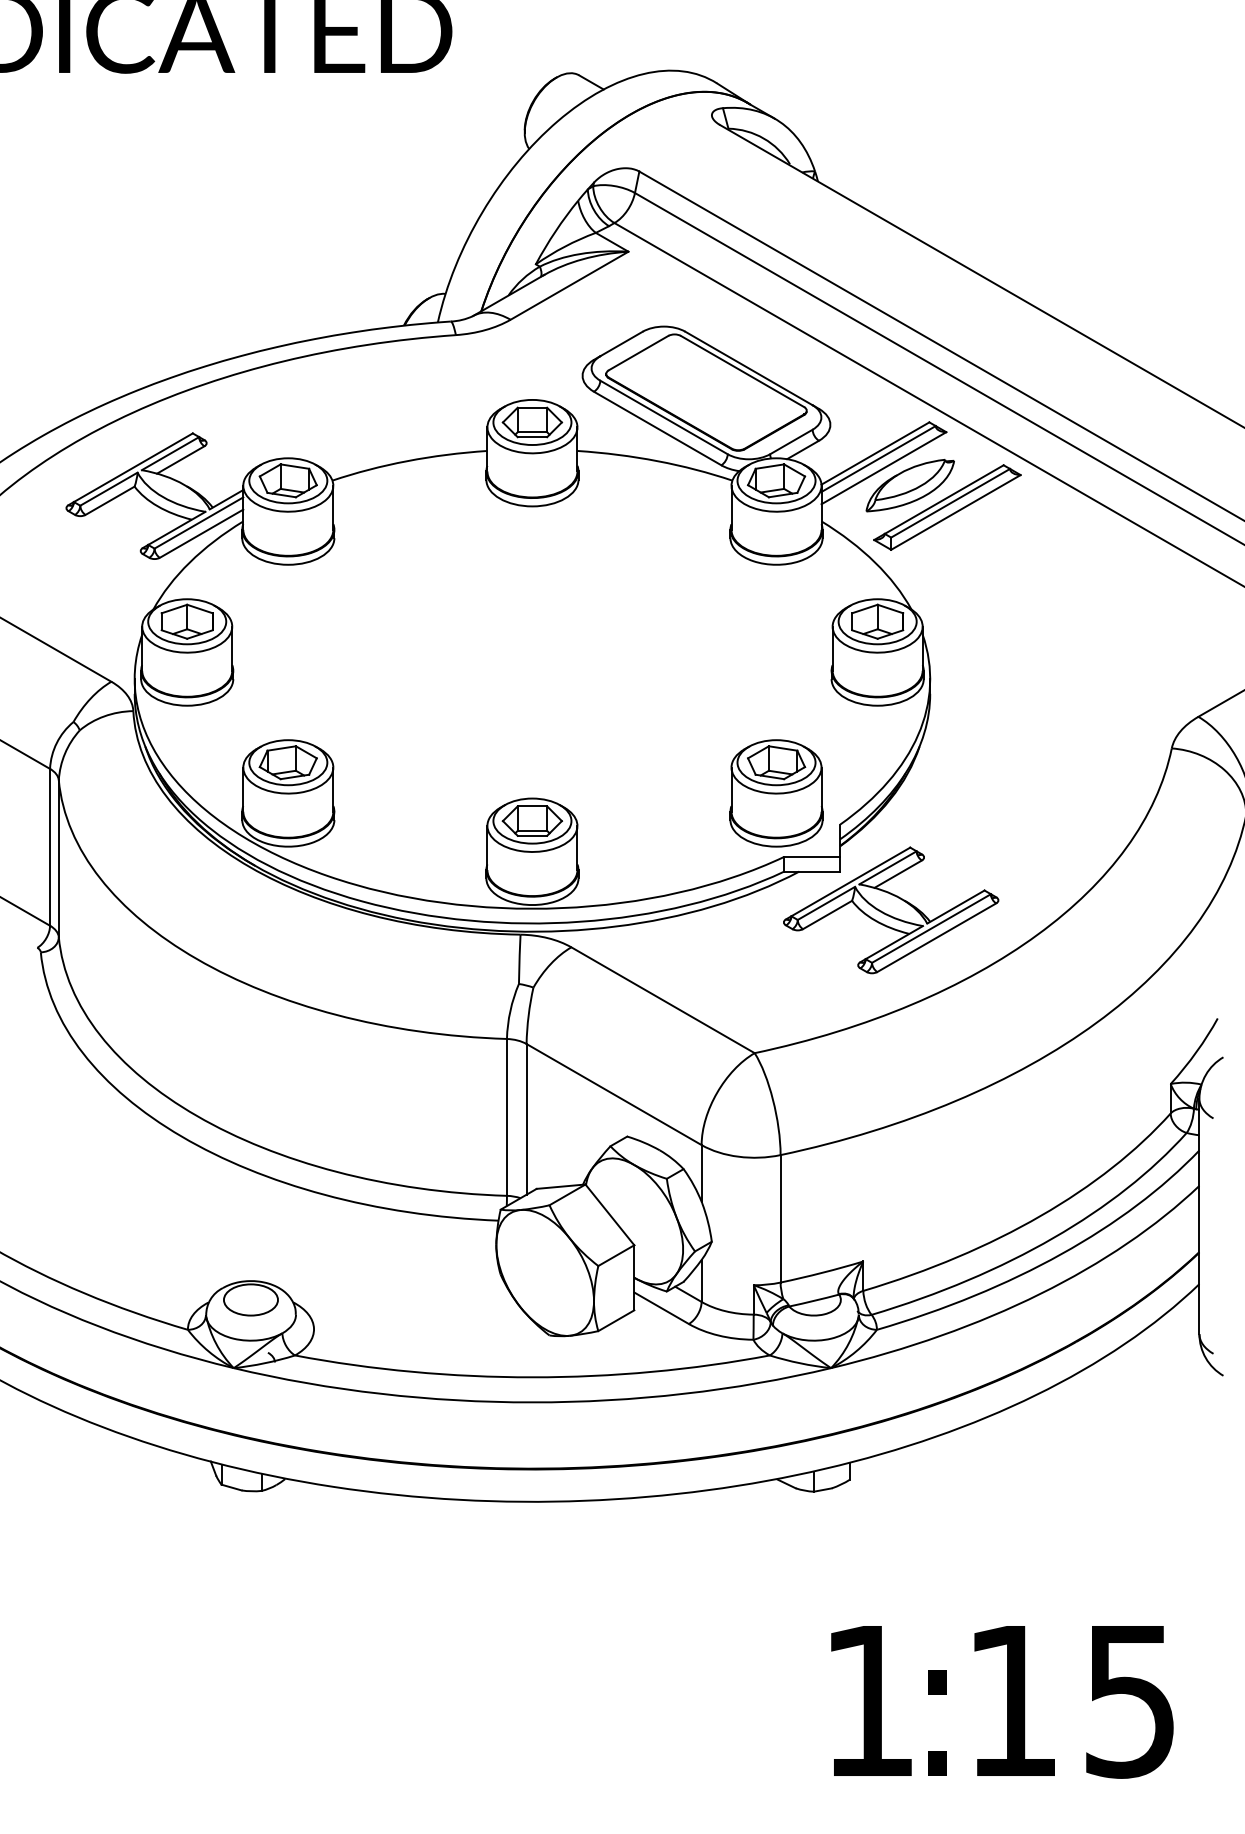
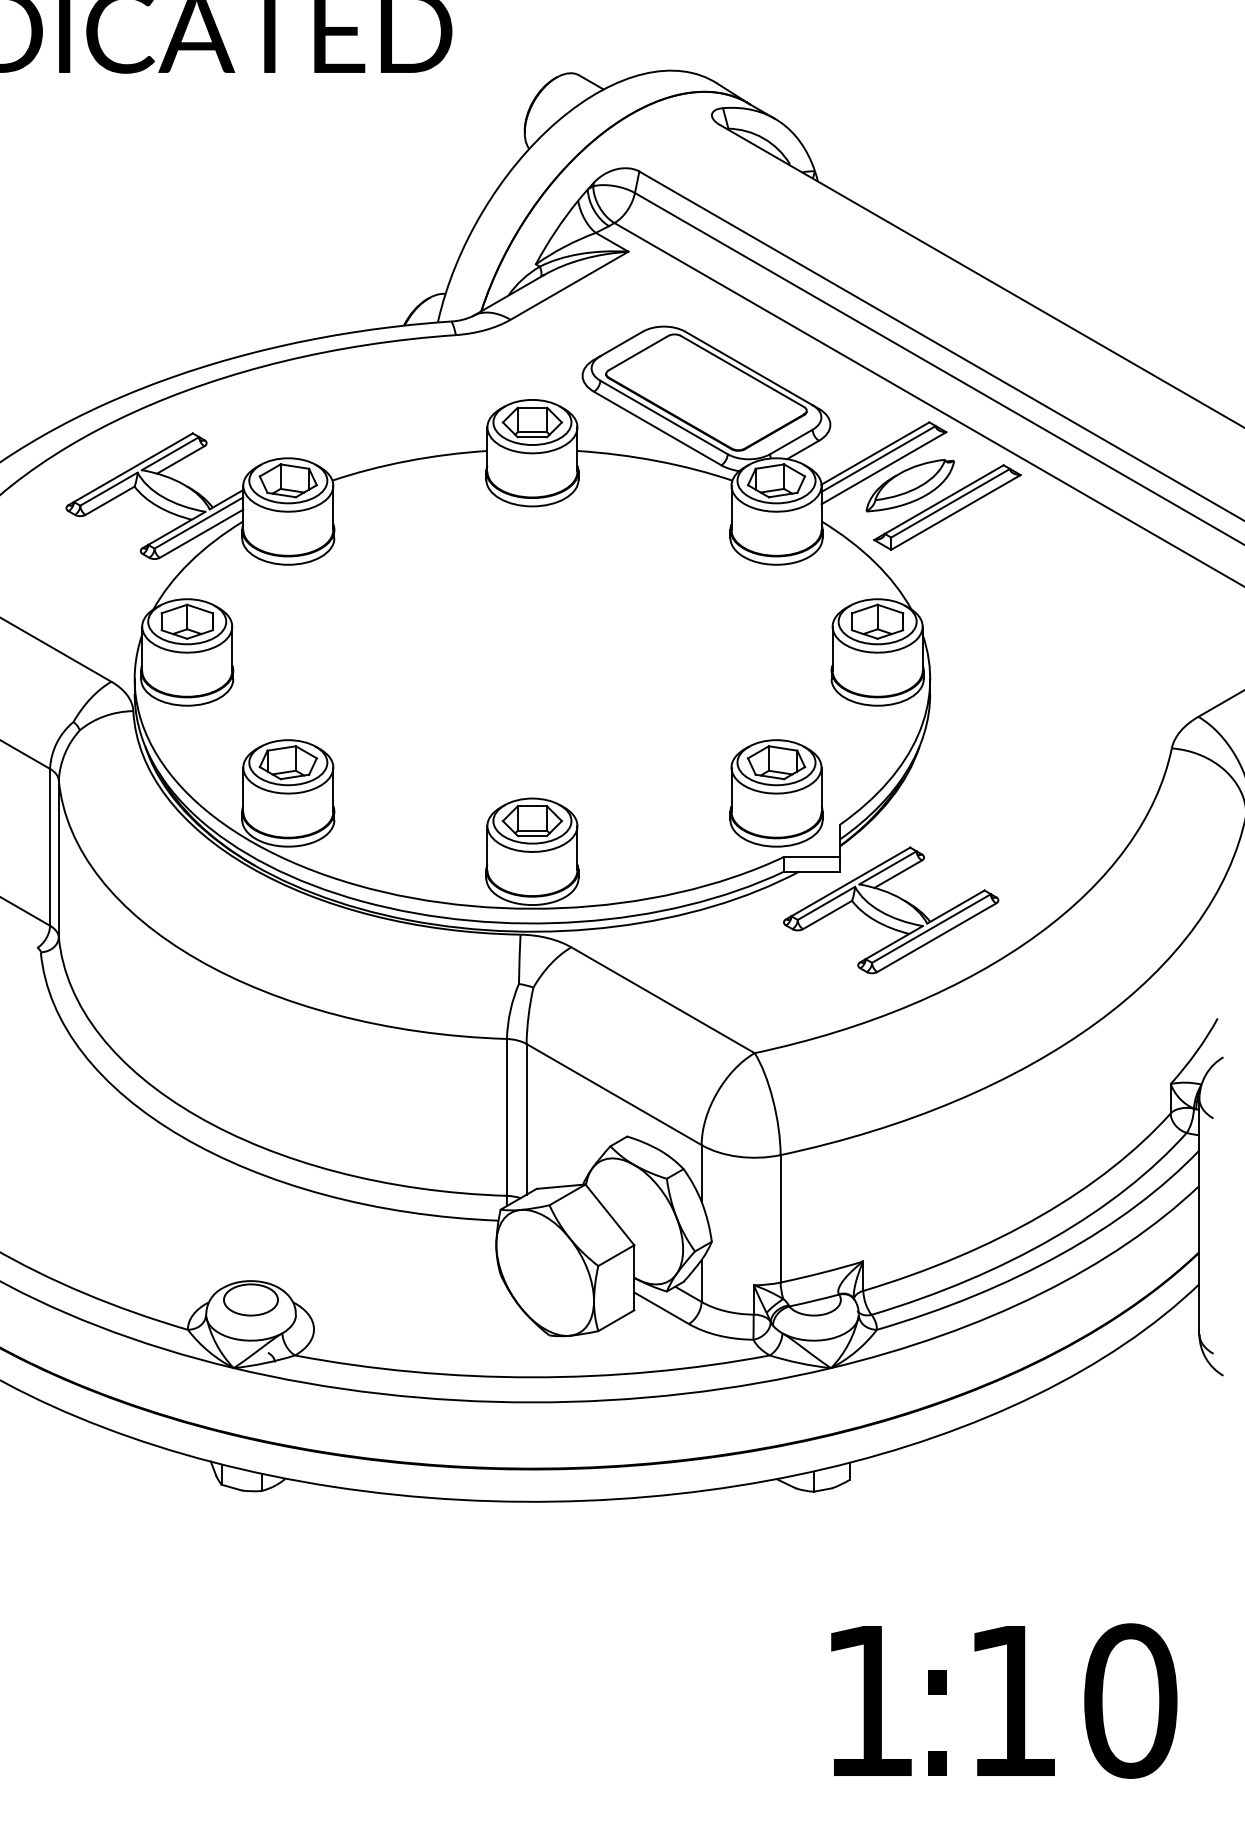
text: 15 -> 10 (1130, 1700)
